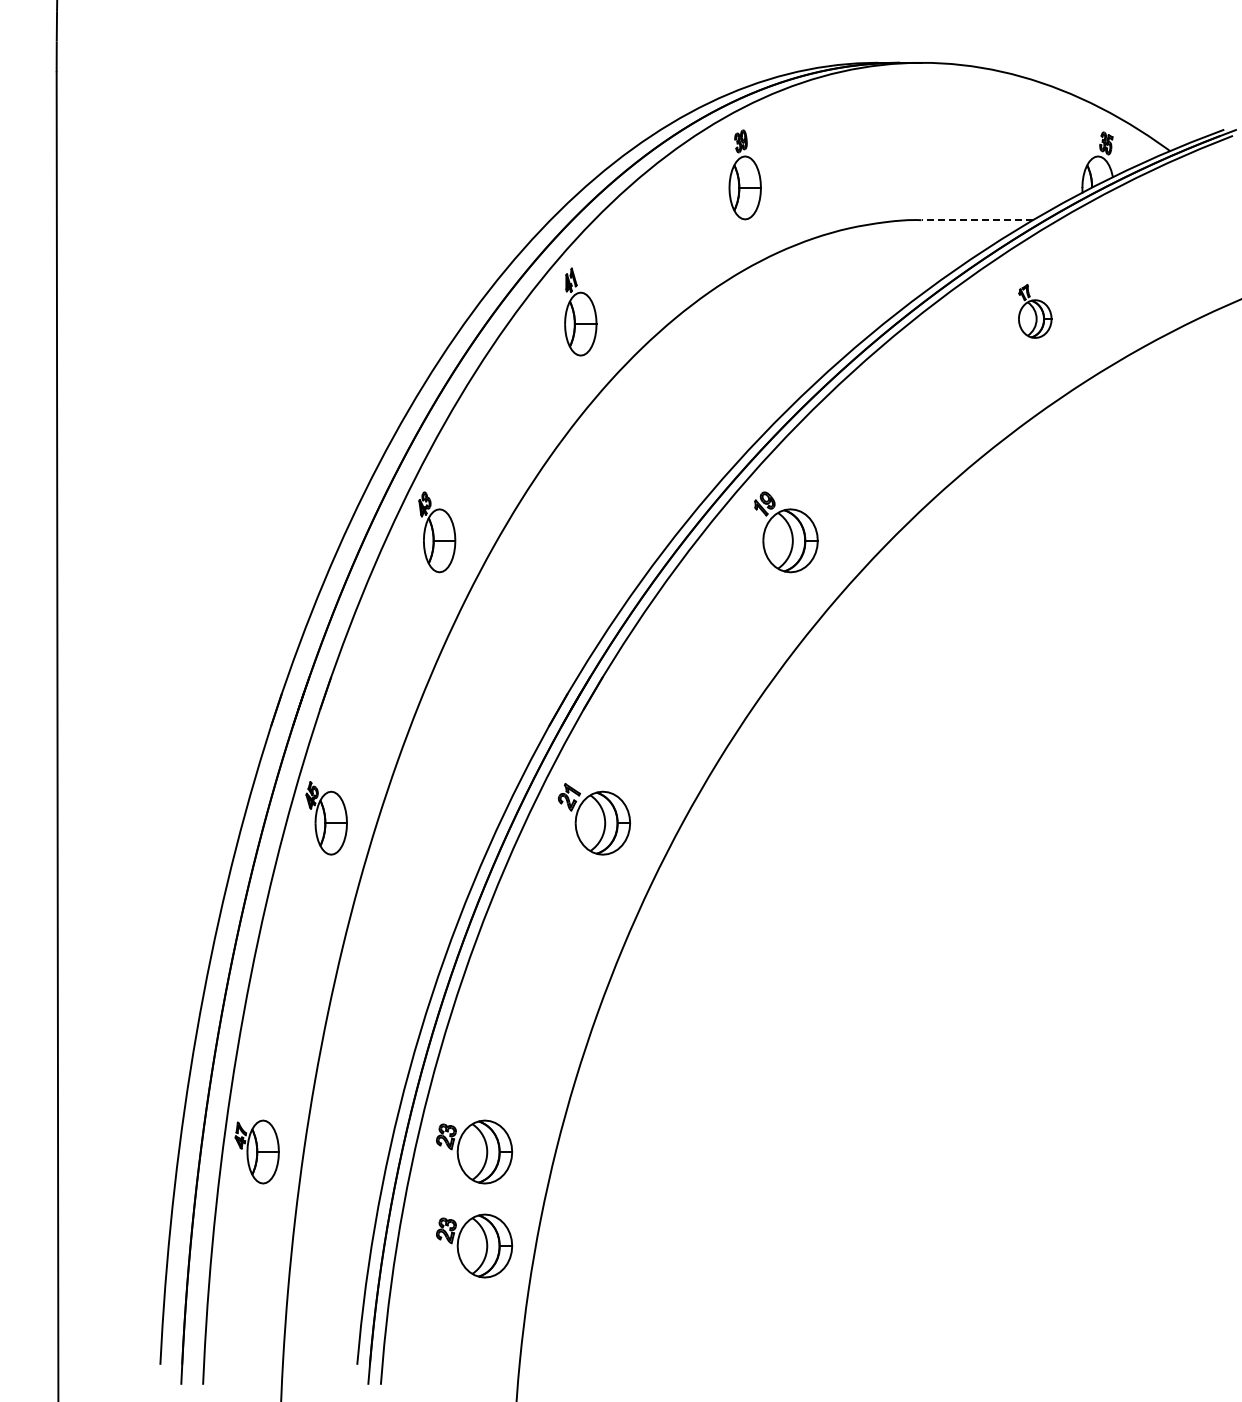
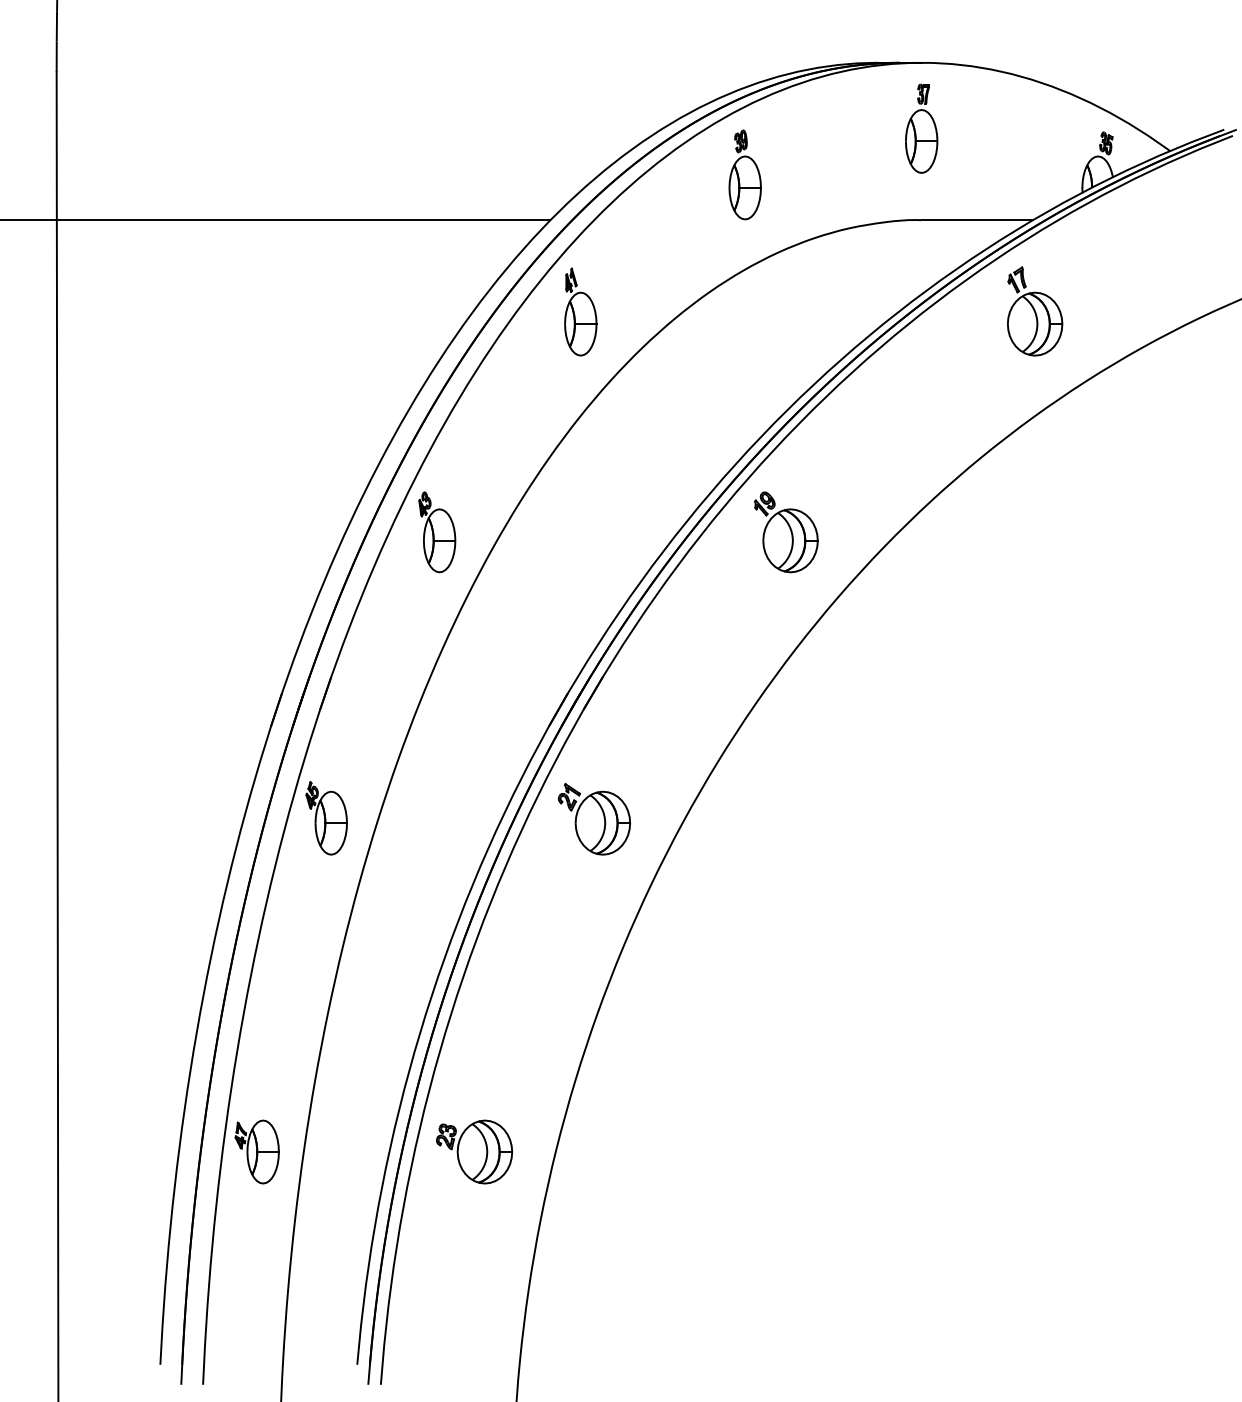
part: none -> present (921, 128)
line: none -> present (276, 220)
line: dashed -> solid (977, 220)
part size: 35x55 px -> 57x91 px (1035, 311)
part: present -> none (474, 1245)
